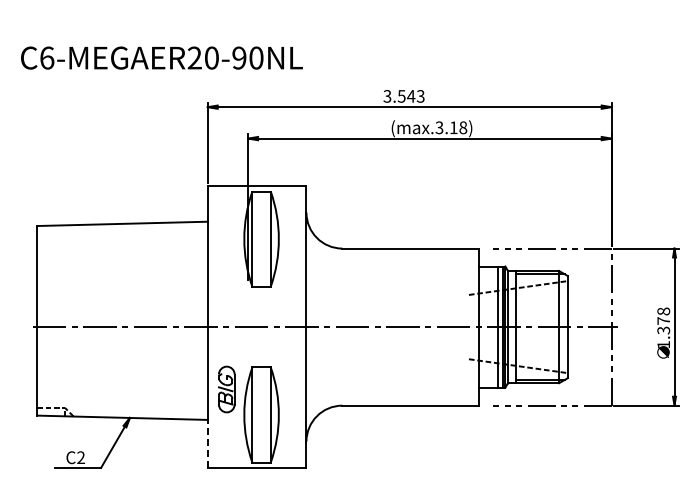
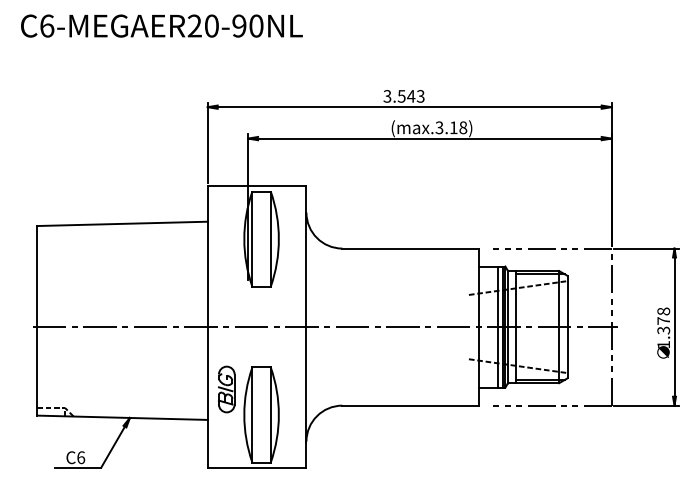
text position: (161, 57) -> (161, 25) (161, 25)
line: dashed -> solid (207, 443)
text: C2 -> C6 (81, 457)
